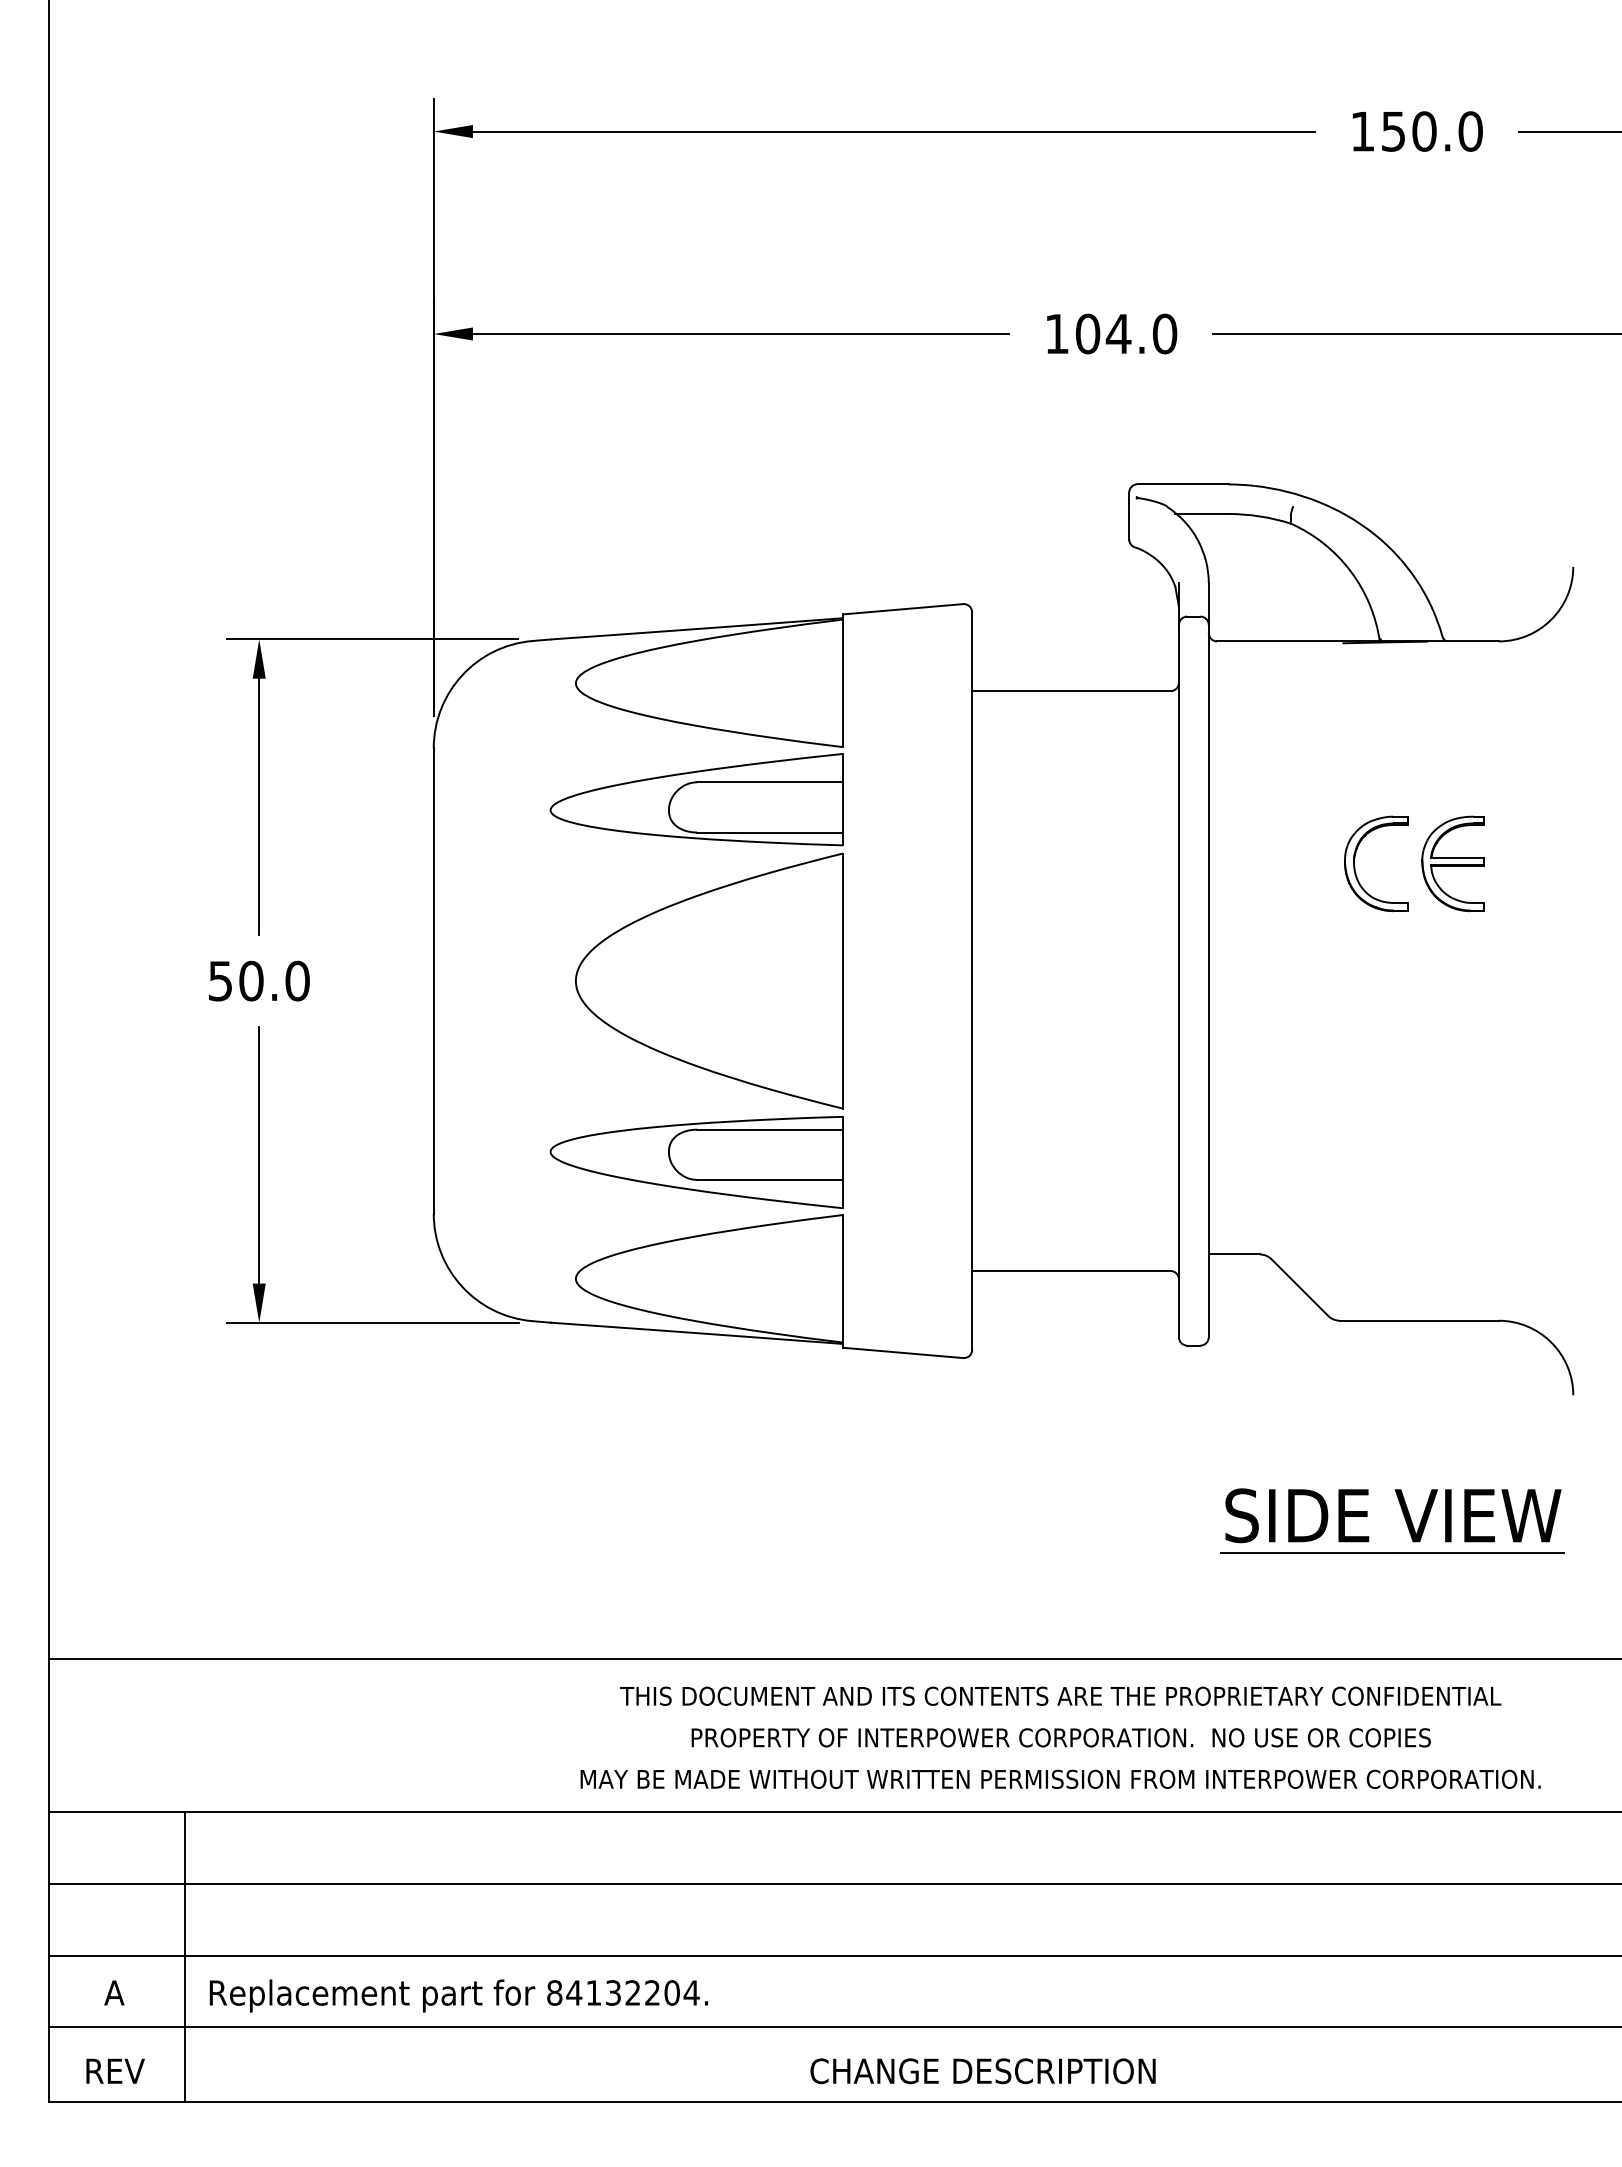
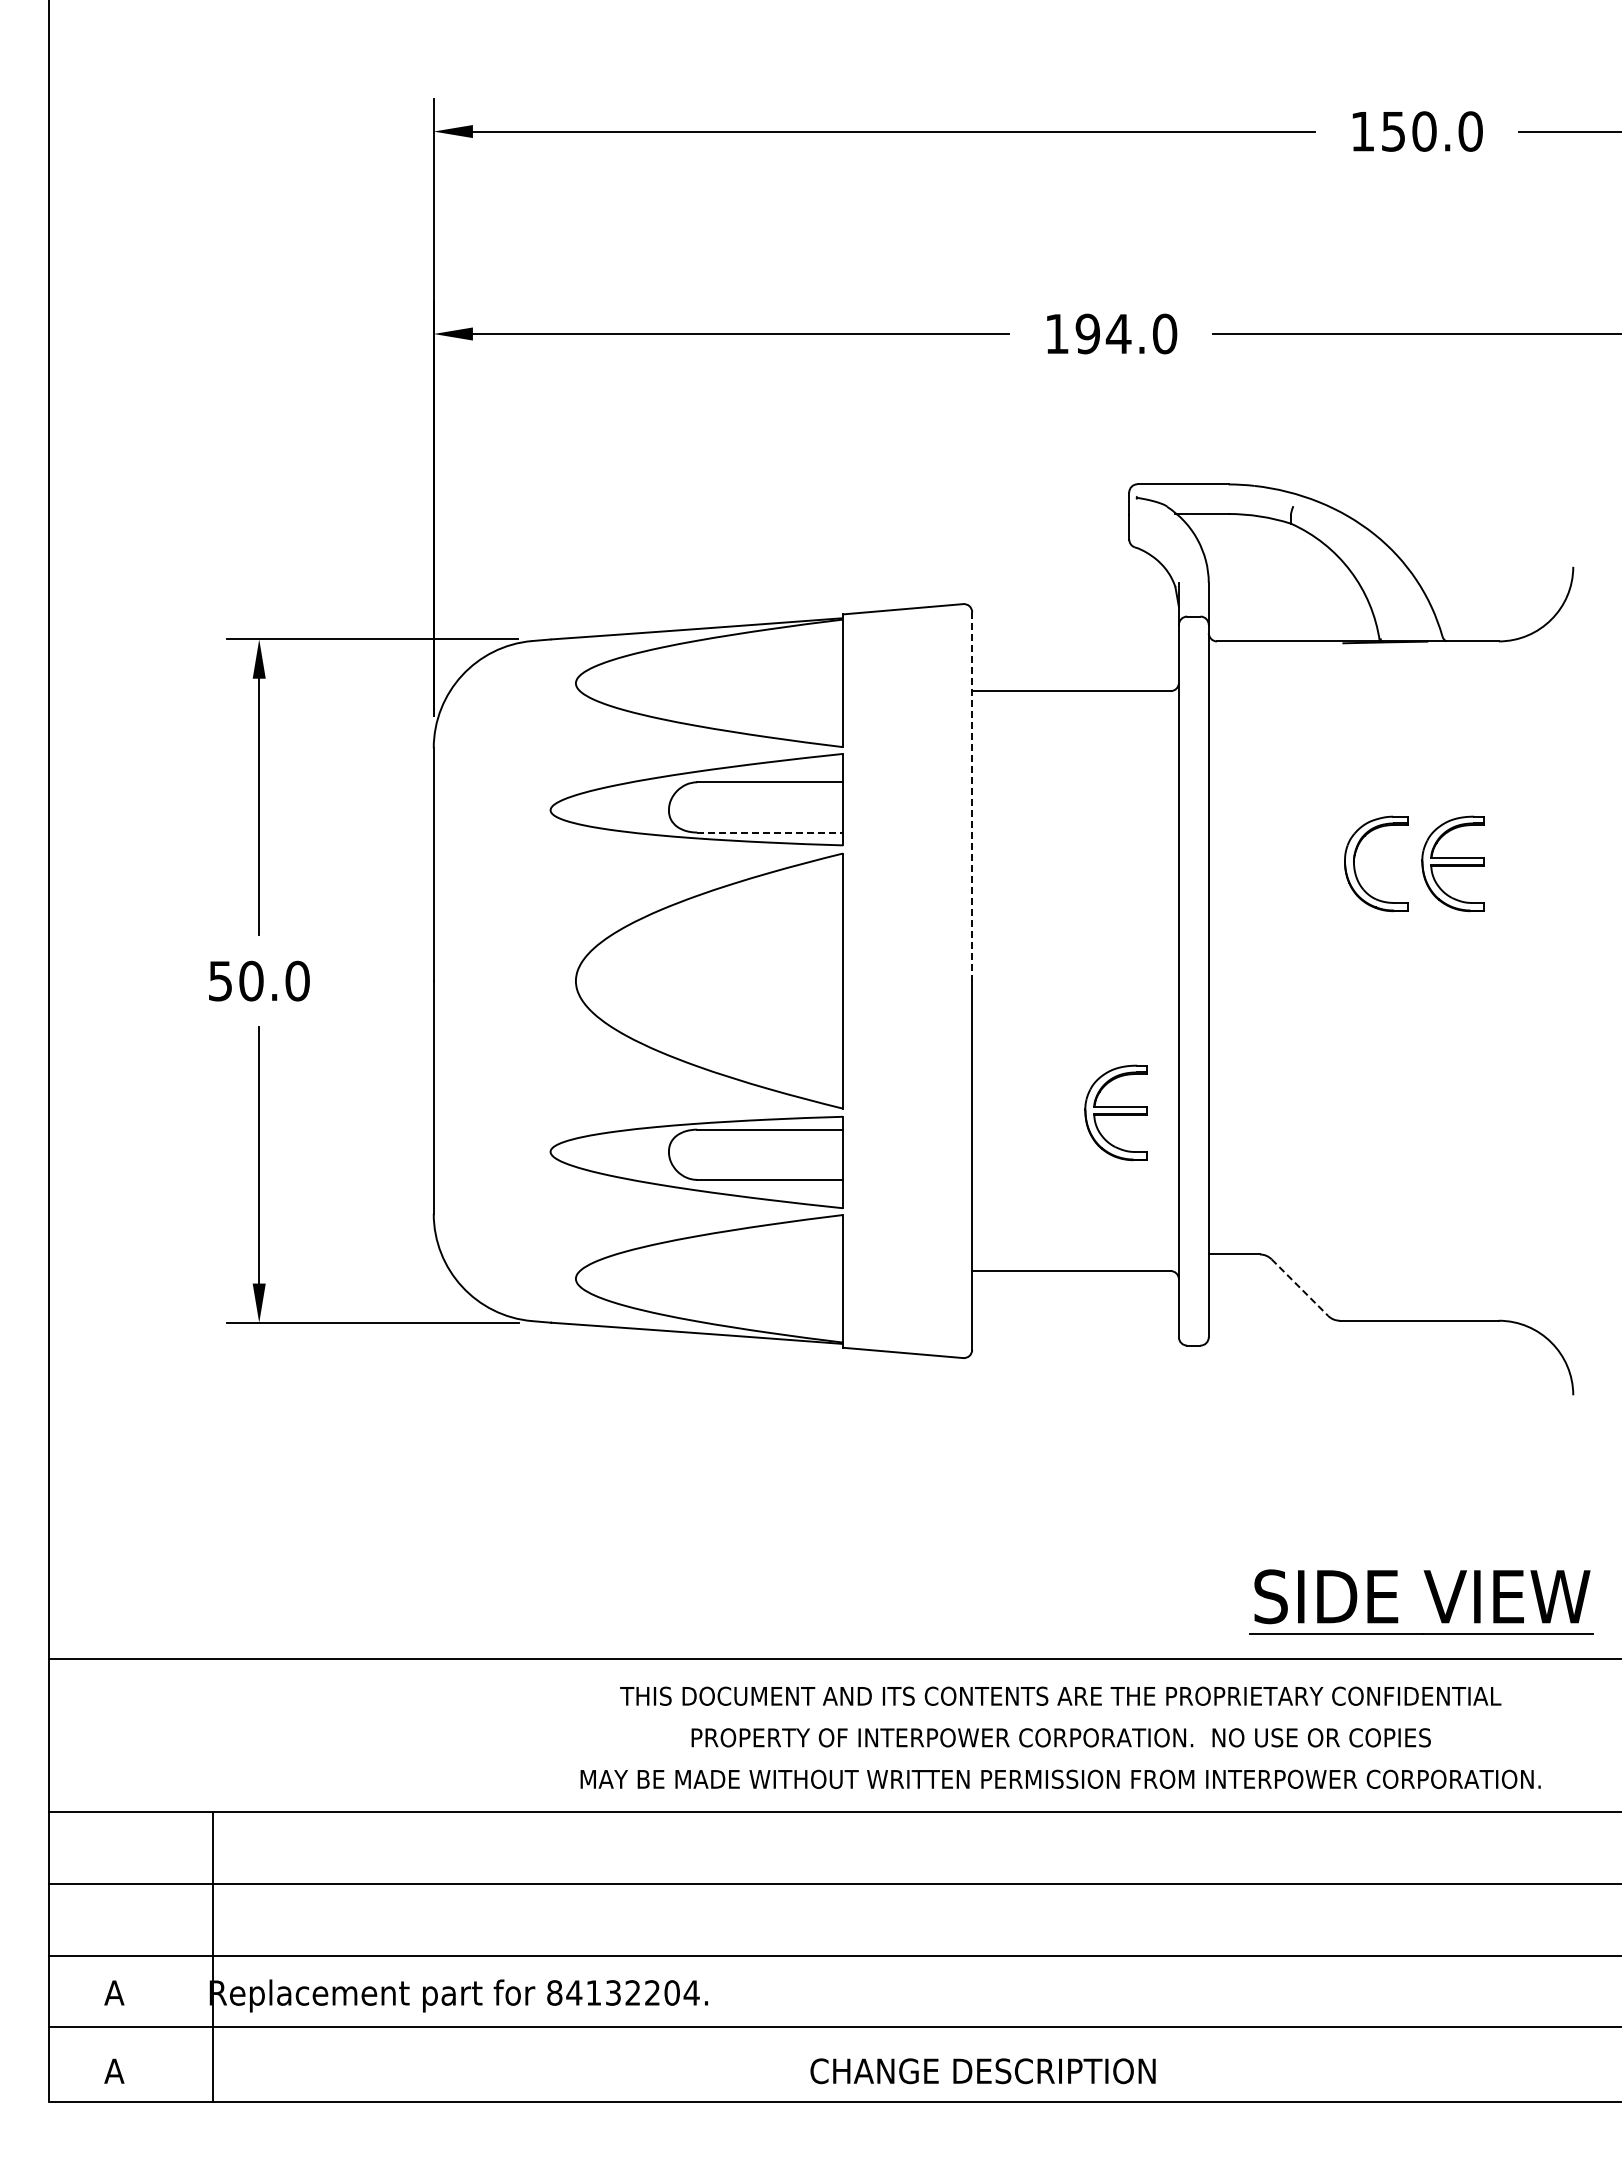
text: 104.0 -> 194.0 (1087, 333)
line: solid -> dashed (972, 797)
line: solid -> dashed (770, 832)
part: none -> present (1115, 1112)
line: solid -> dashed (1300, 1287)
part position: (1403, 1515) -> (1432, 1596) (1432, 1596)
line position: (185, 1956) -> (213, 1956) (213, 1956)
text: REV -> A (115, 2070)
